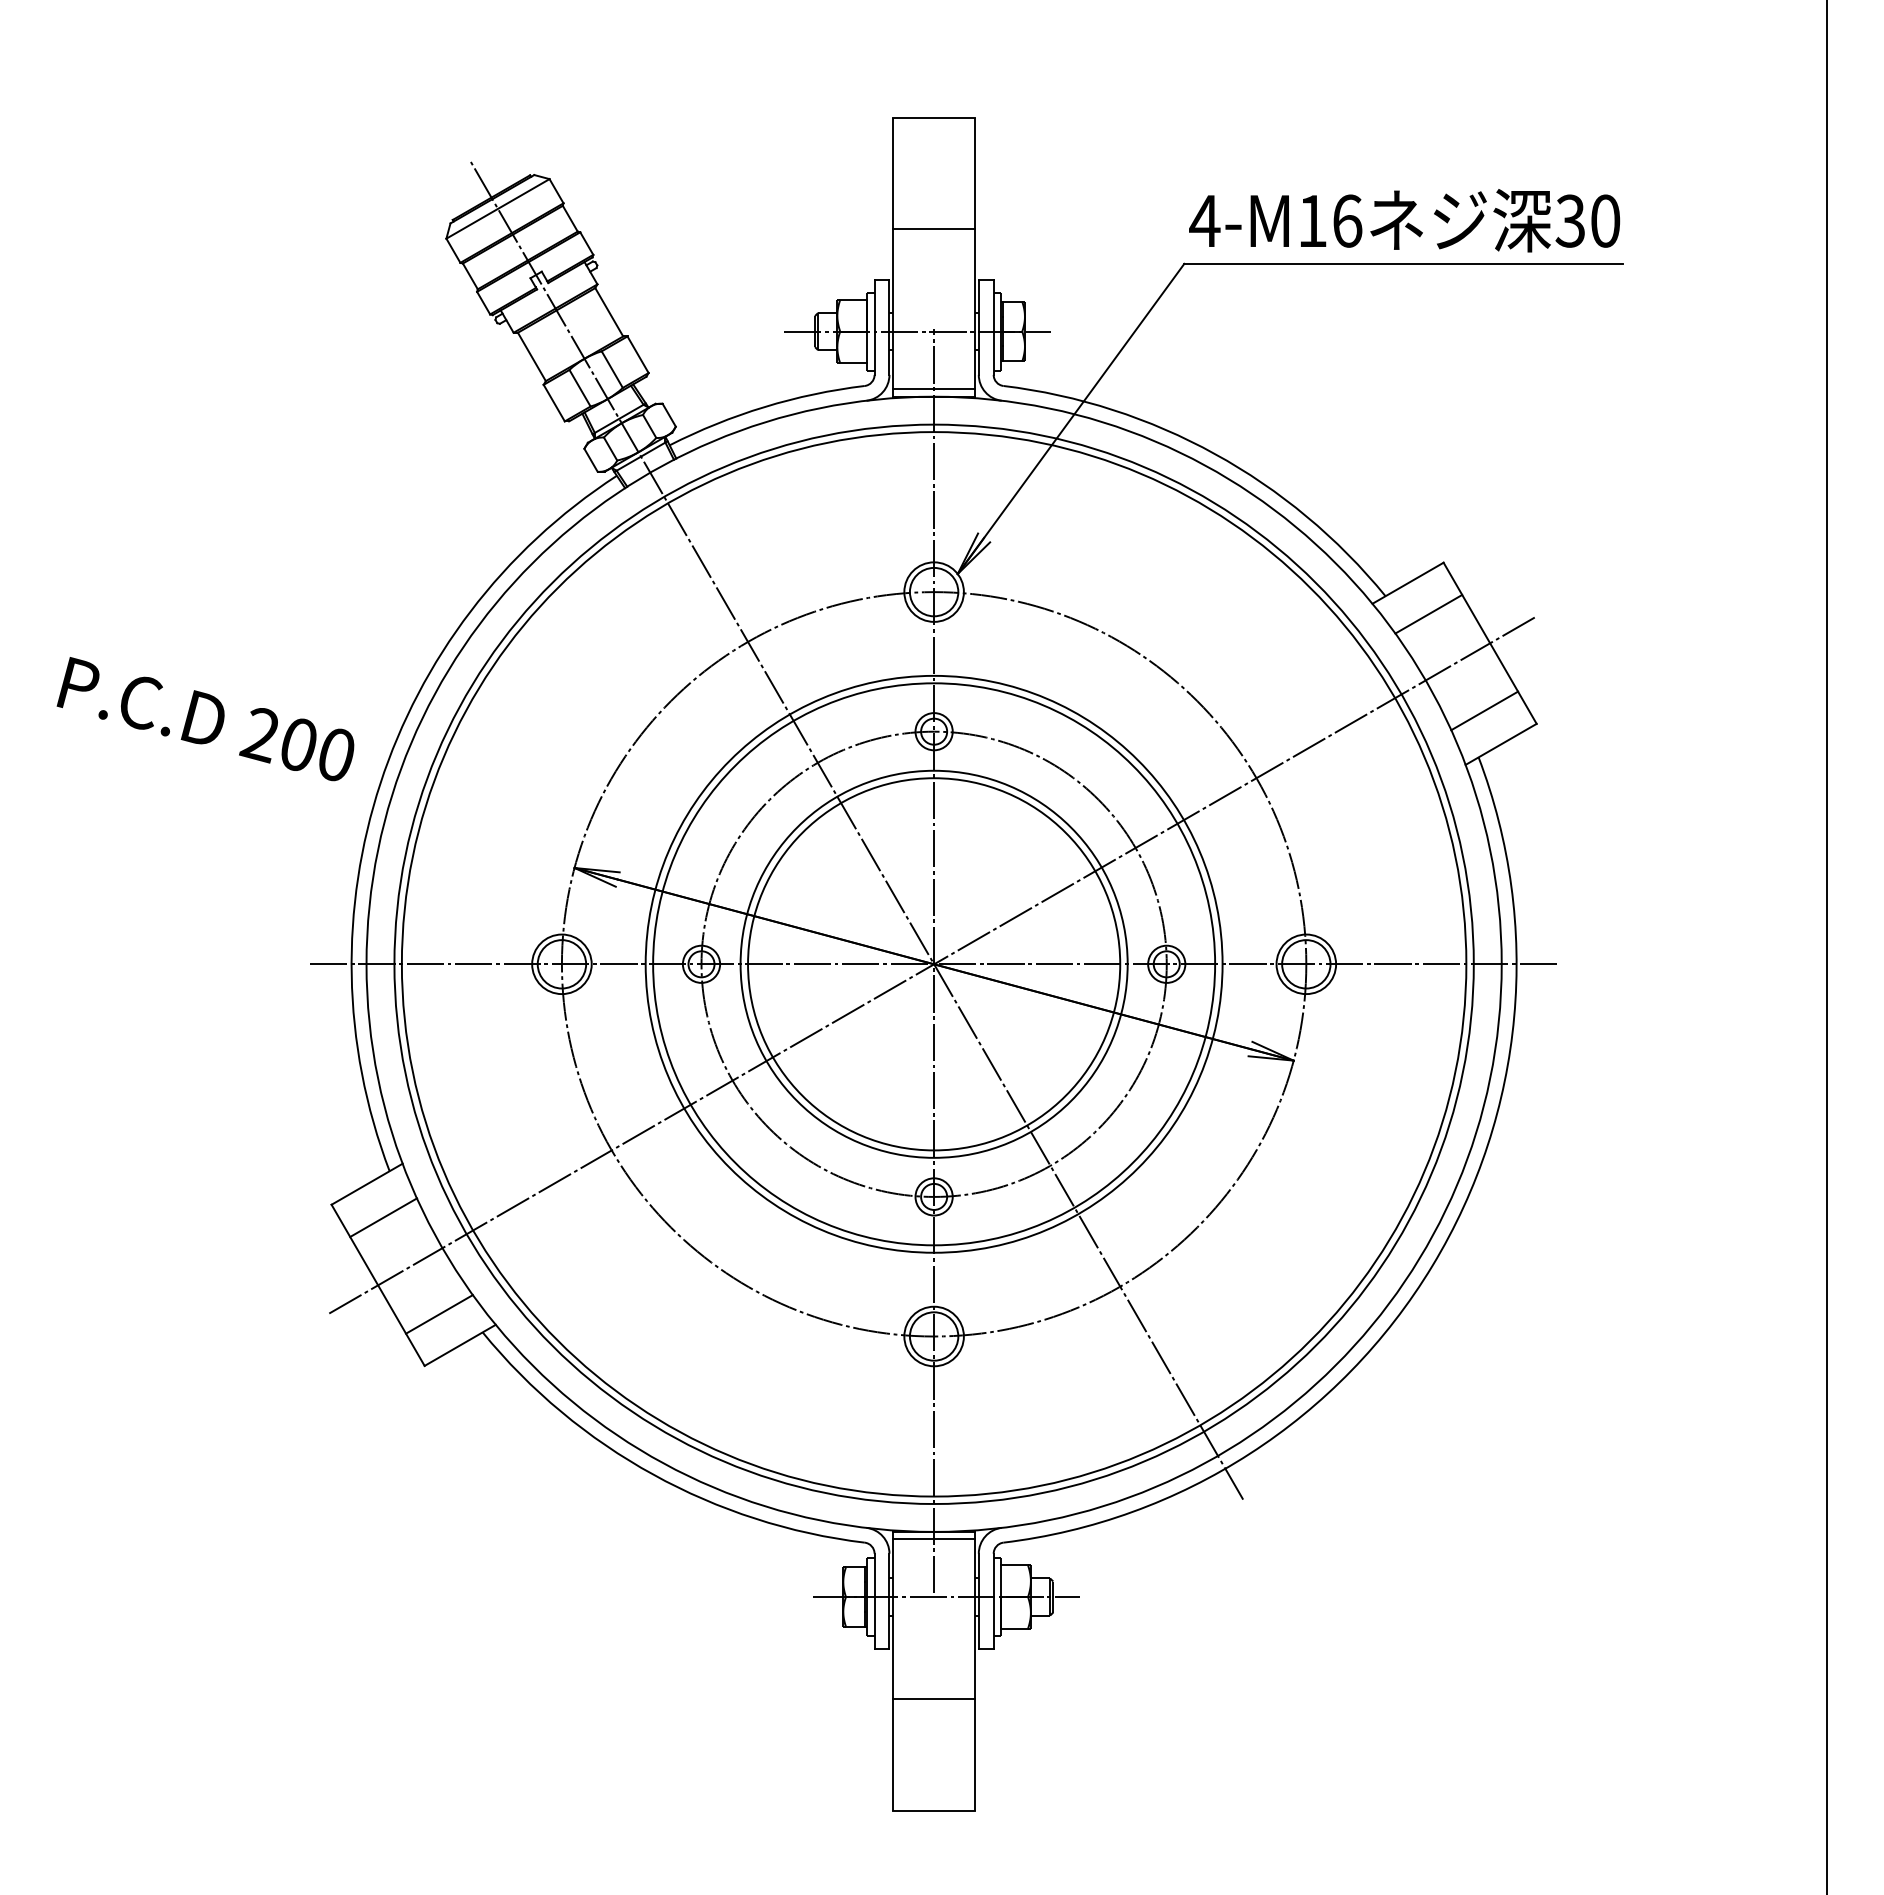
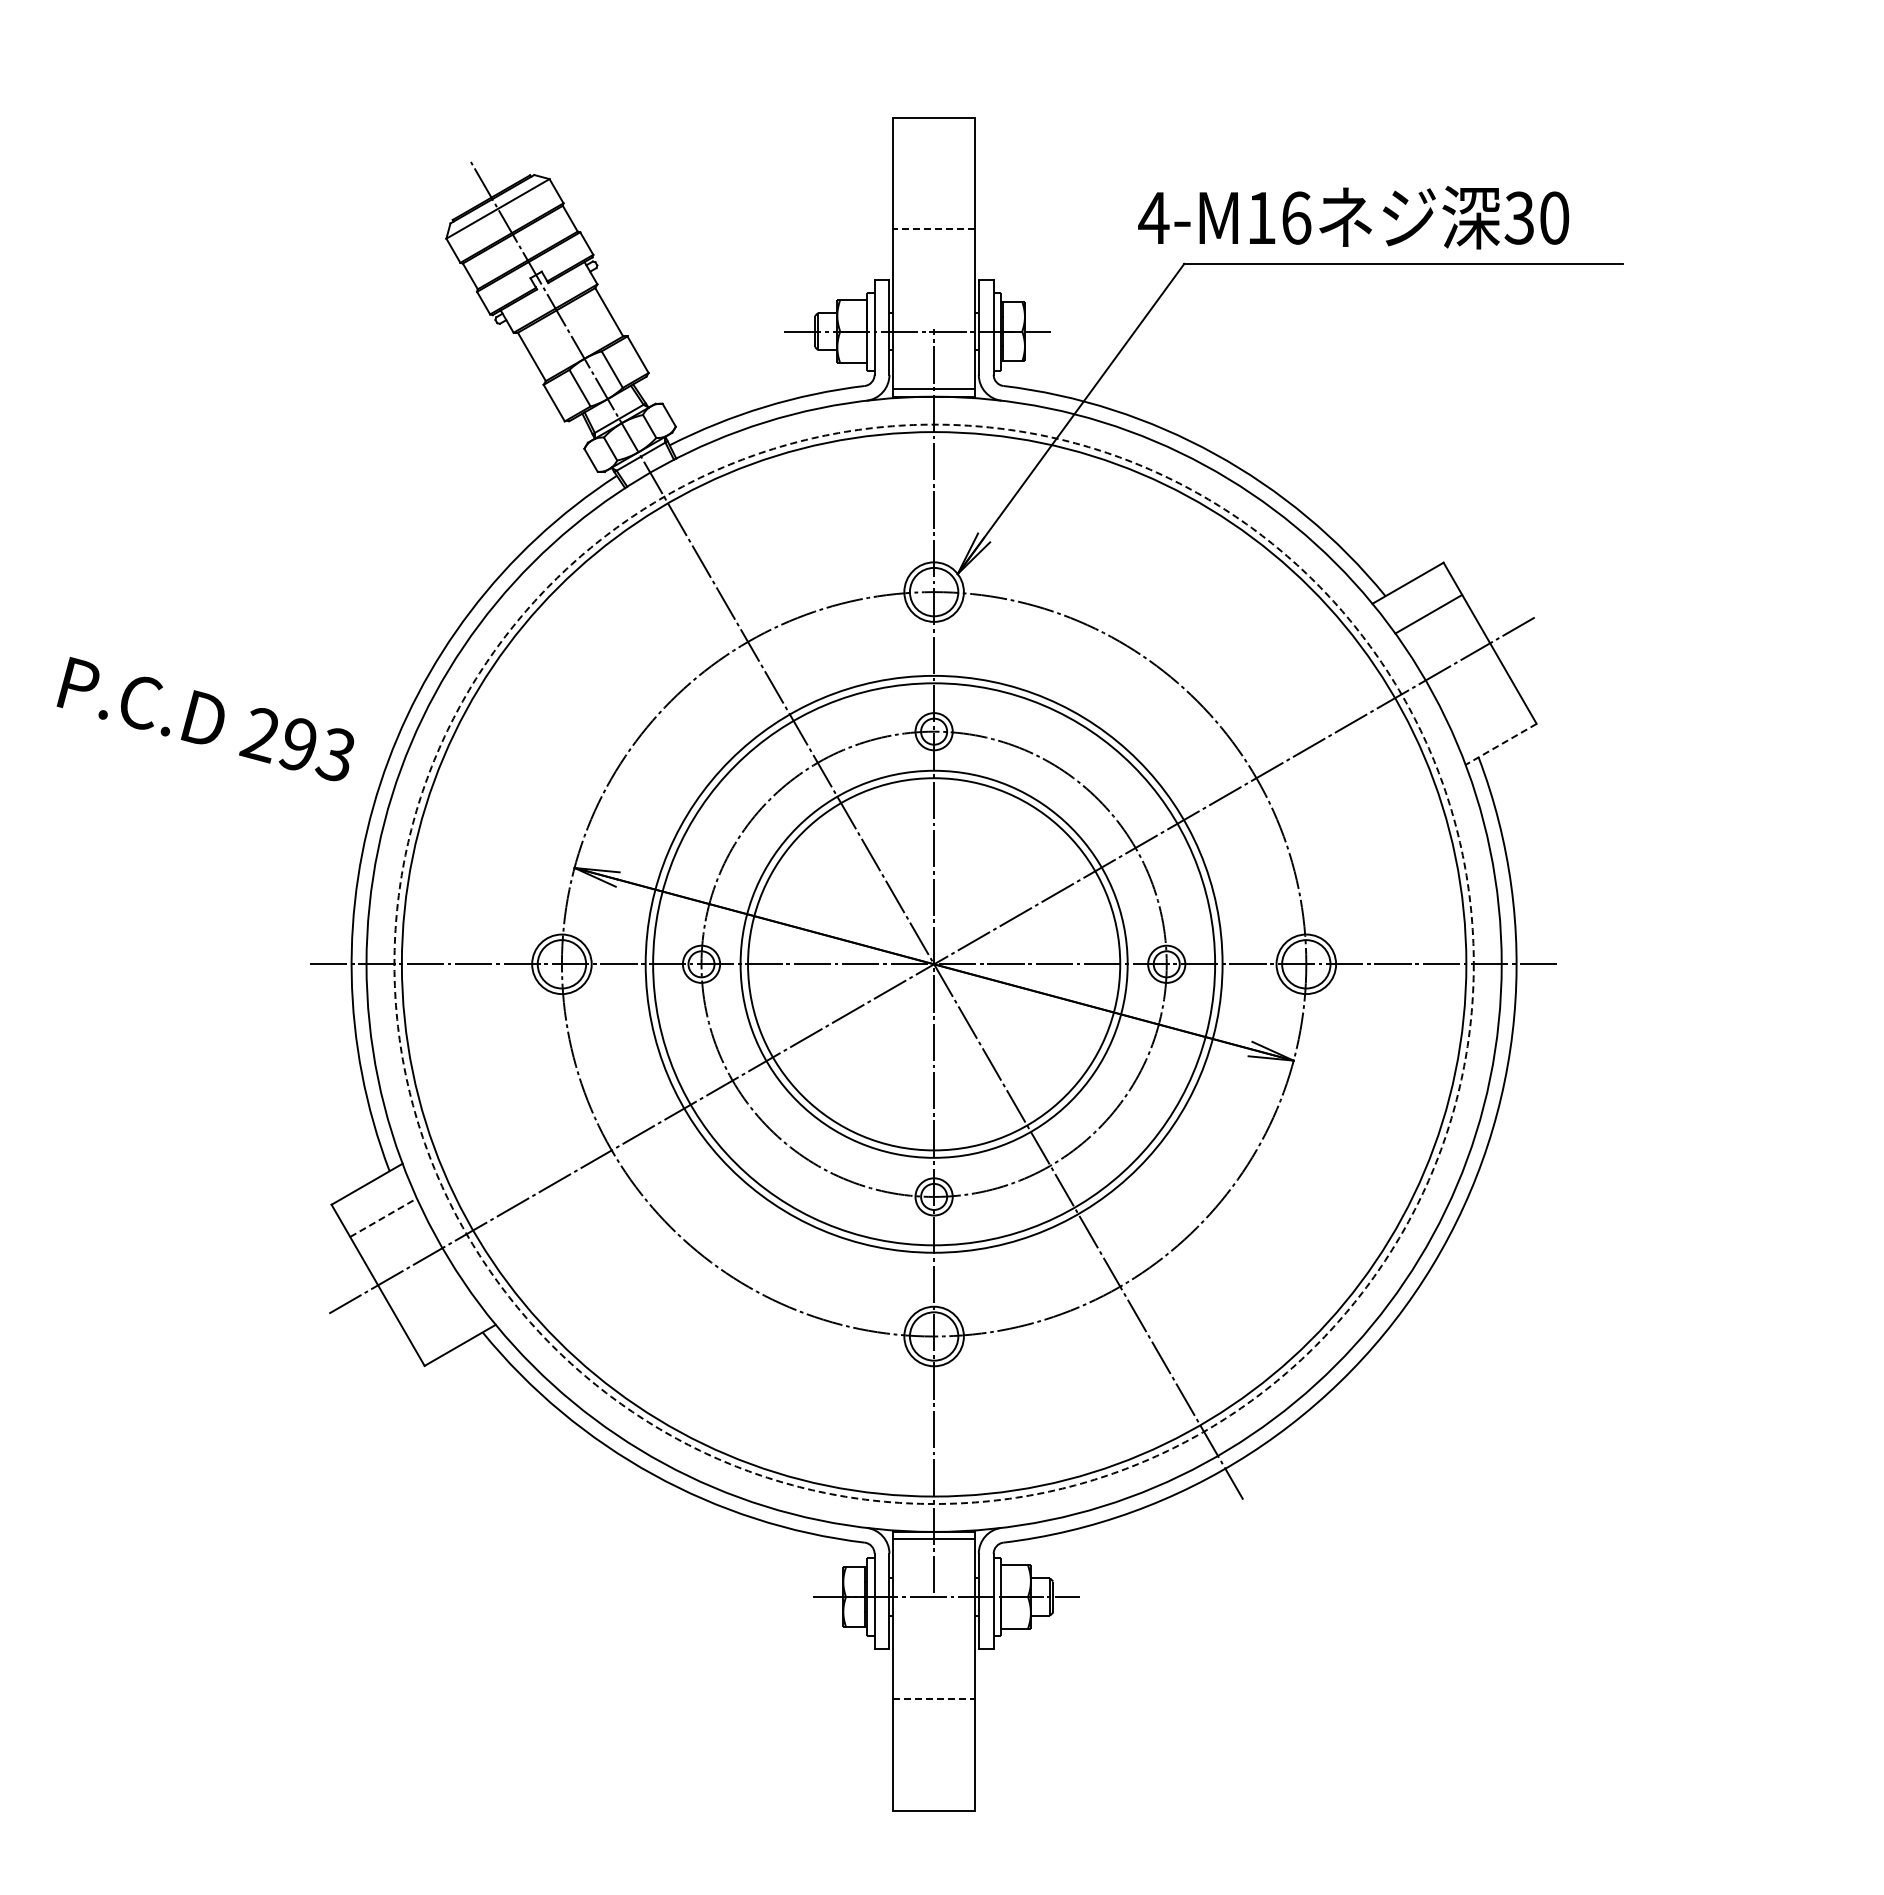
text position: (1404, 220) -> (1353, 217) (1353, 217)
line: solid -> dashed (934, 229)
line: present -> none (1484, 710)
line: solid -> dashed (1500, 744)
text: 200 -> 293 (316, 749)
line: present -> none (1827, 946)
circle: solid -> dashed (933, 963)
line: solid -> dashed (383, 1217)
line: present -> none (439, 1314)
line: solid -> dashed (934, 1699)
